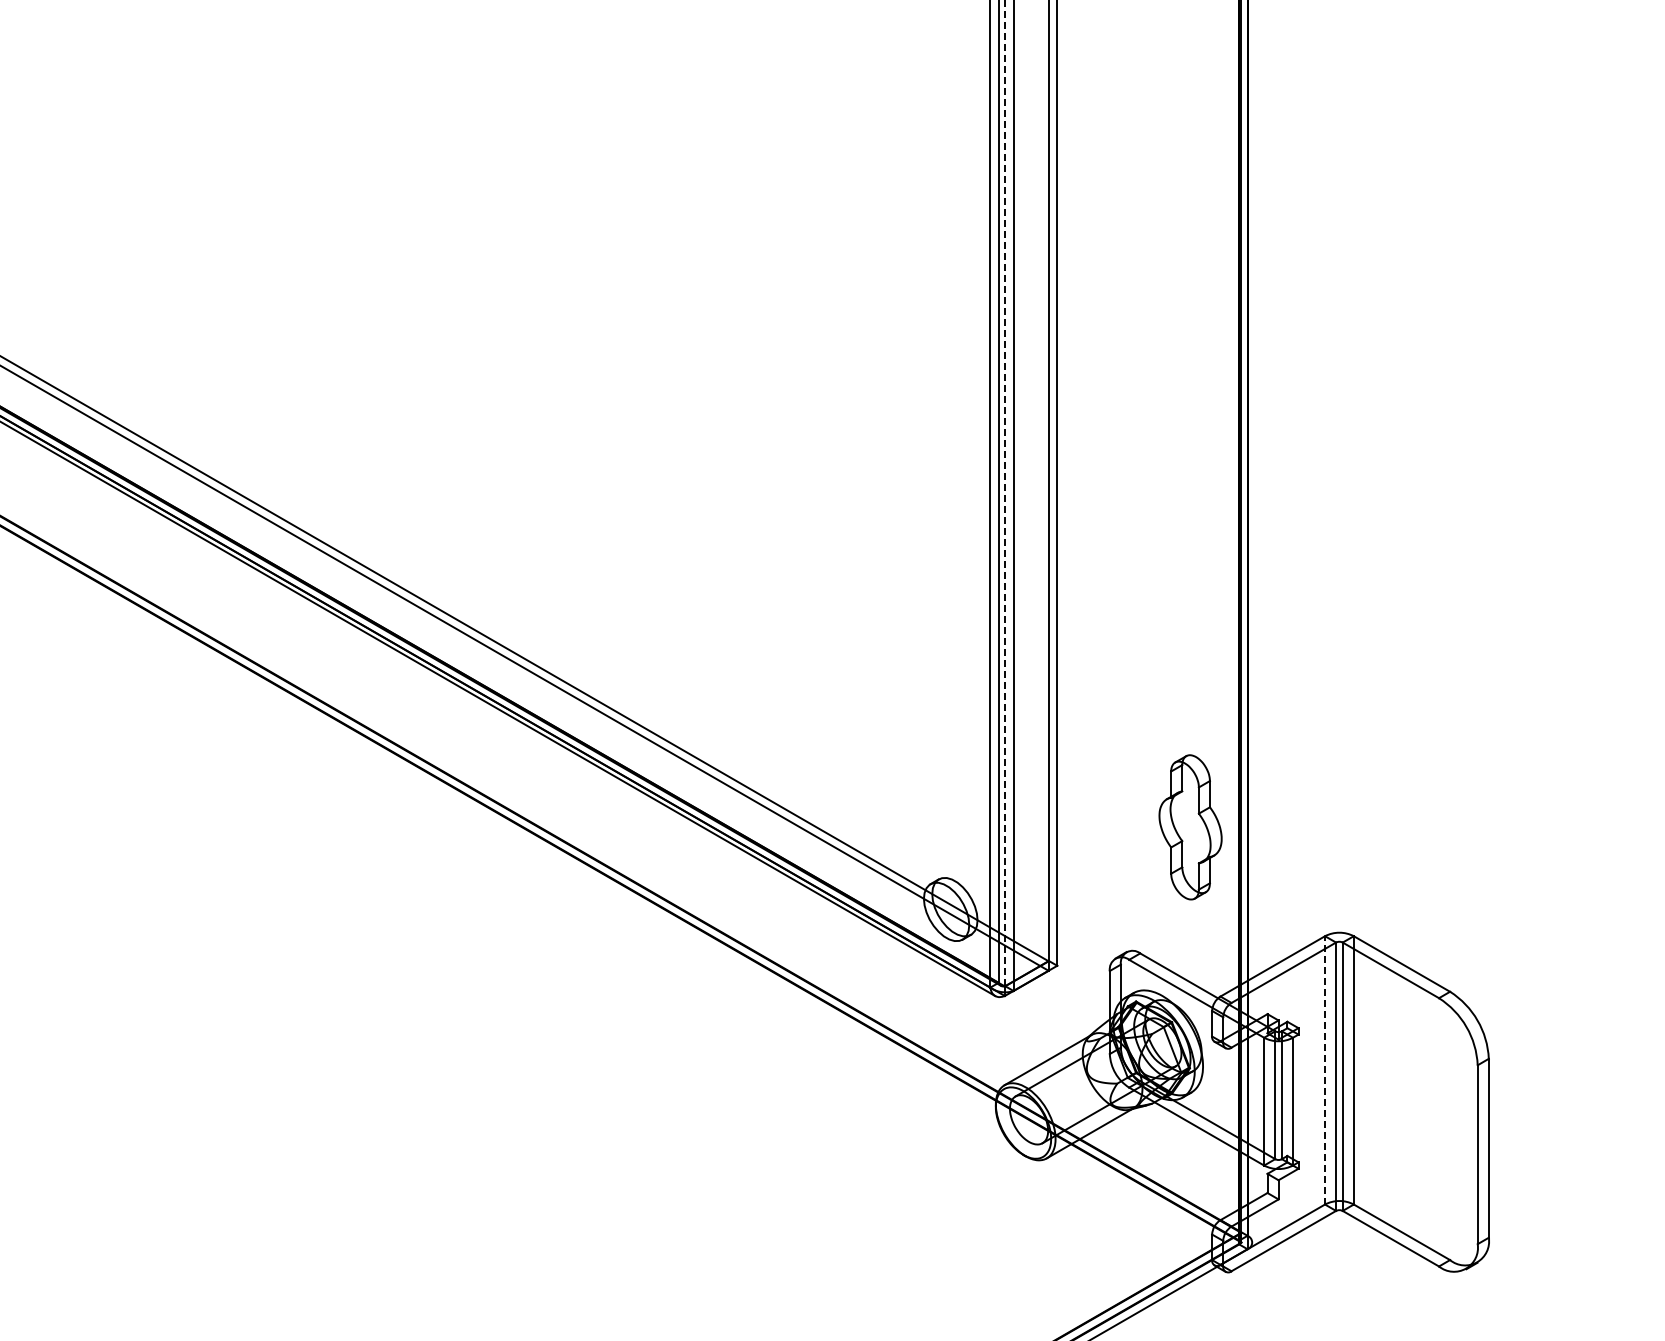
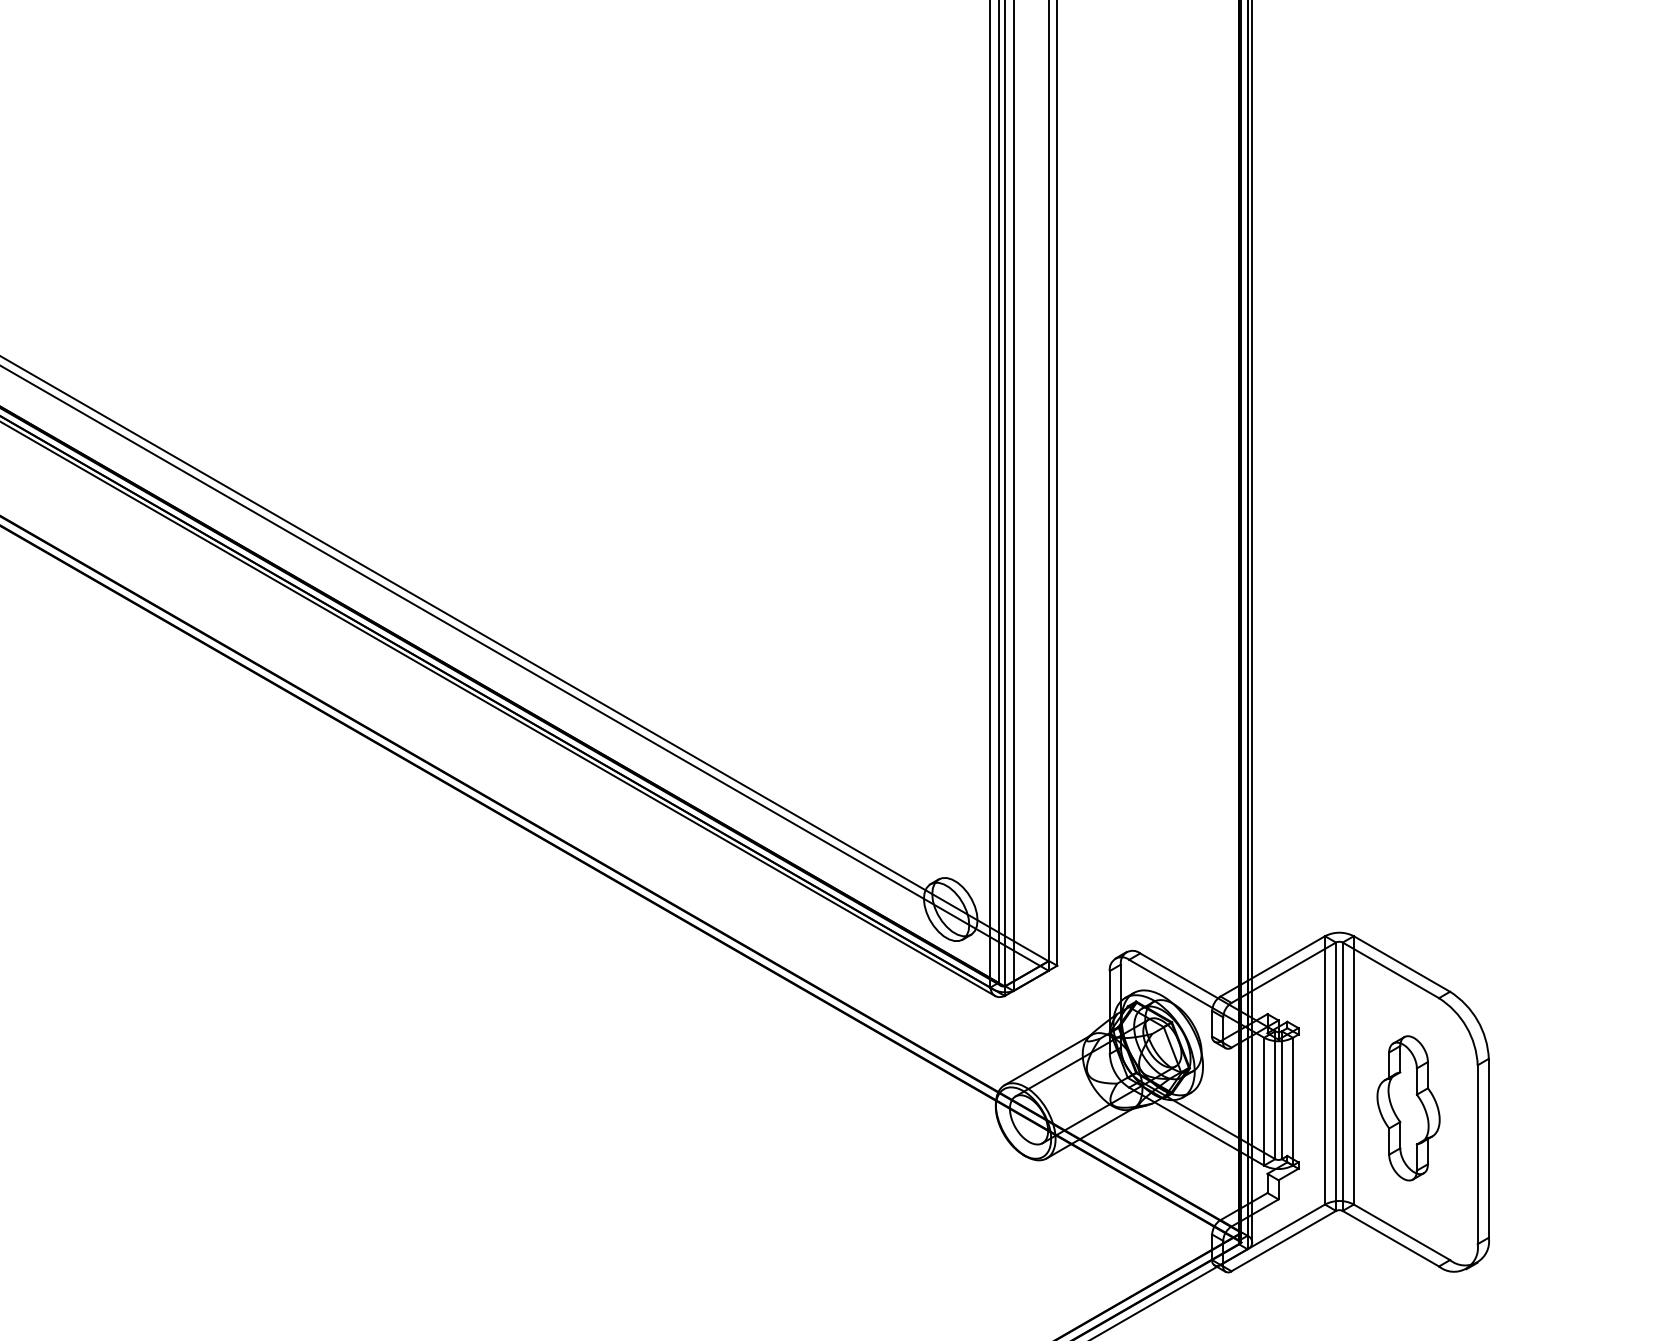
line: dashed -> solid (1005, 493)
line: none -> present (1252, 622)
part position: (1190, 827) -> (1408, 1108) (1408, 1108)
line: dashed -> solid (1325, 1069)
